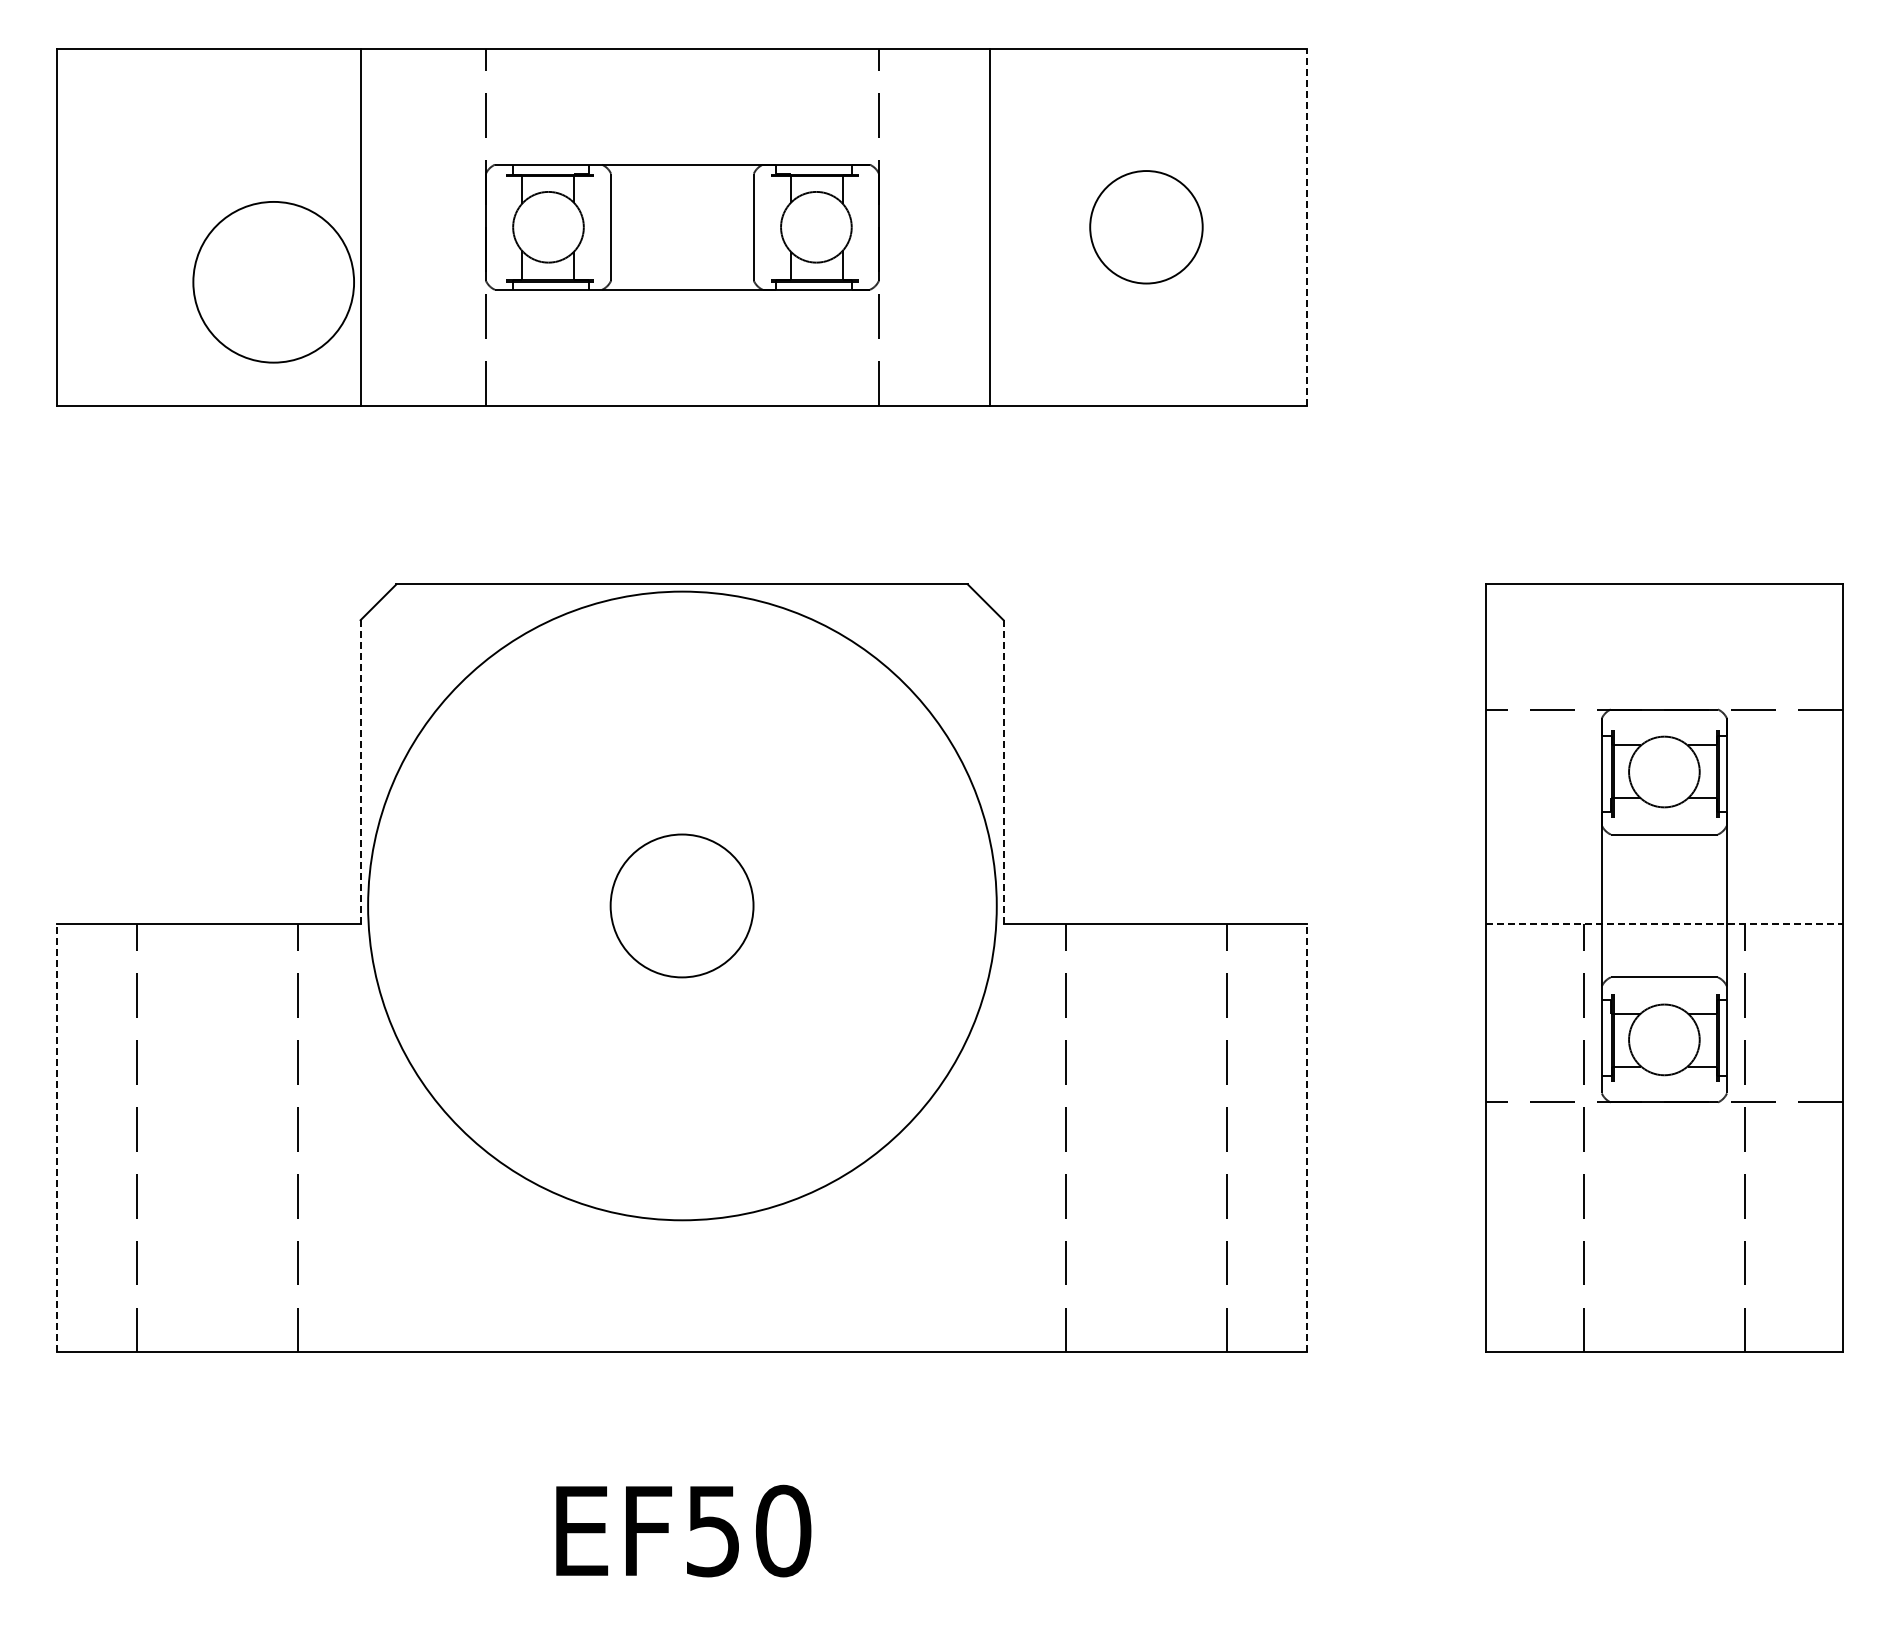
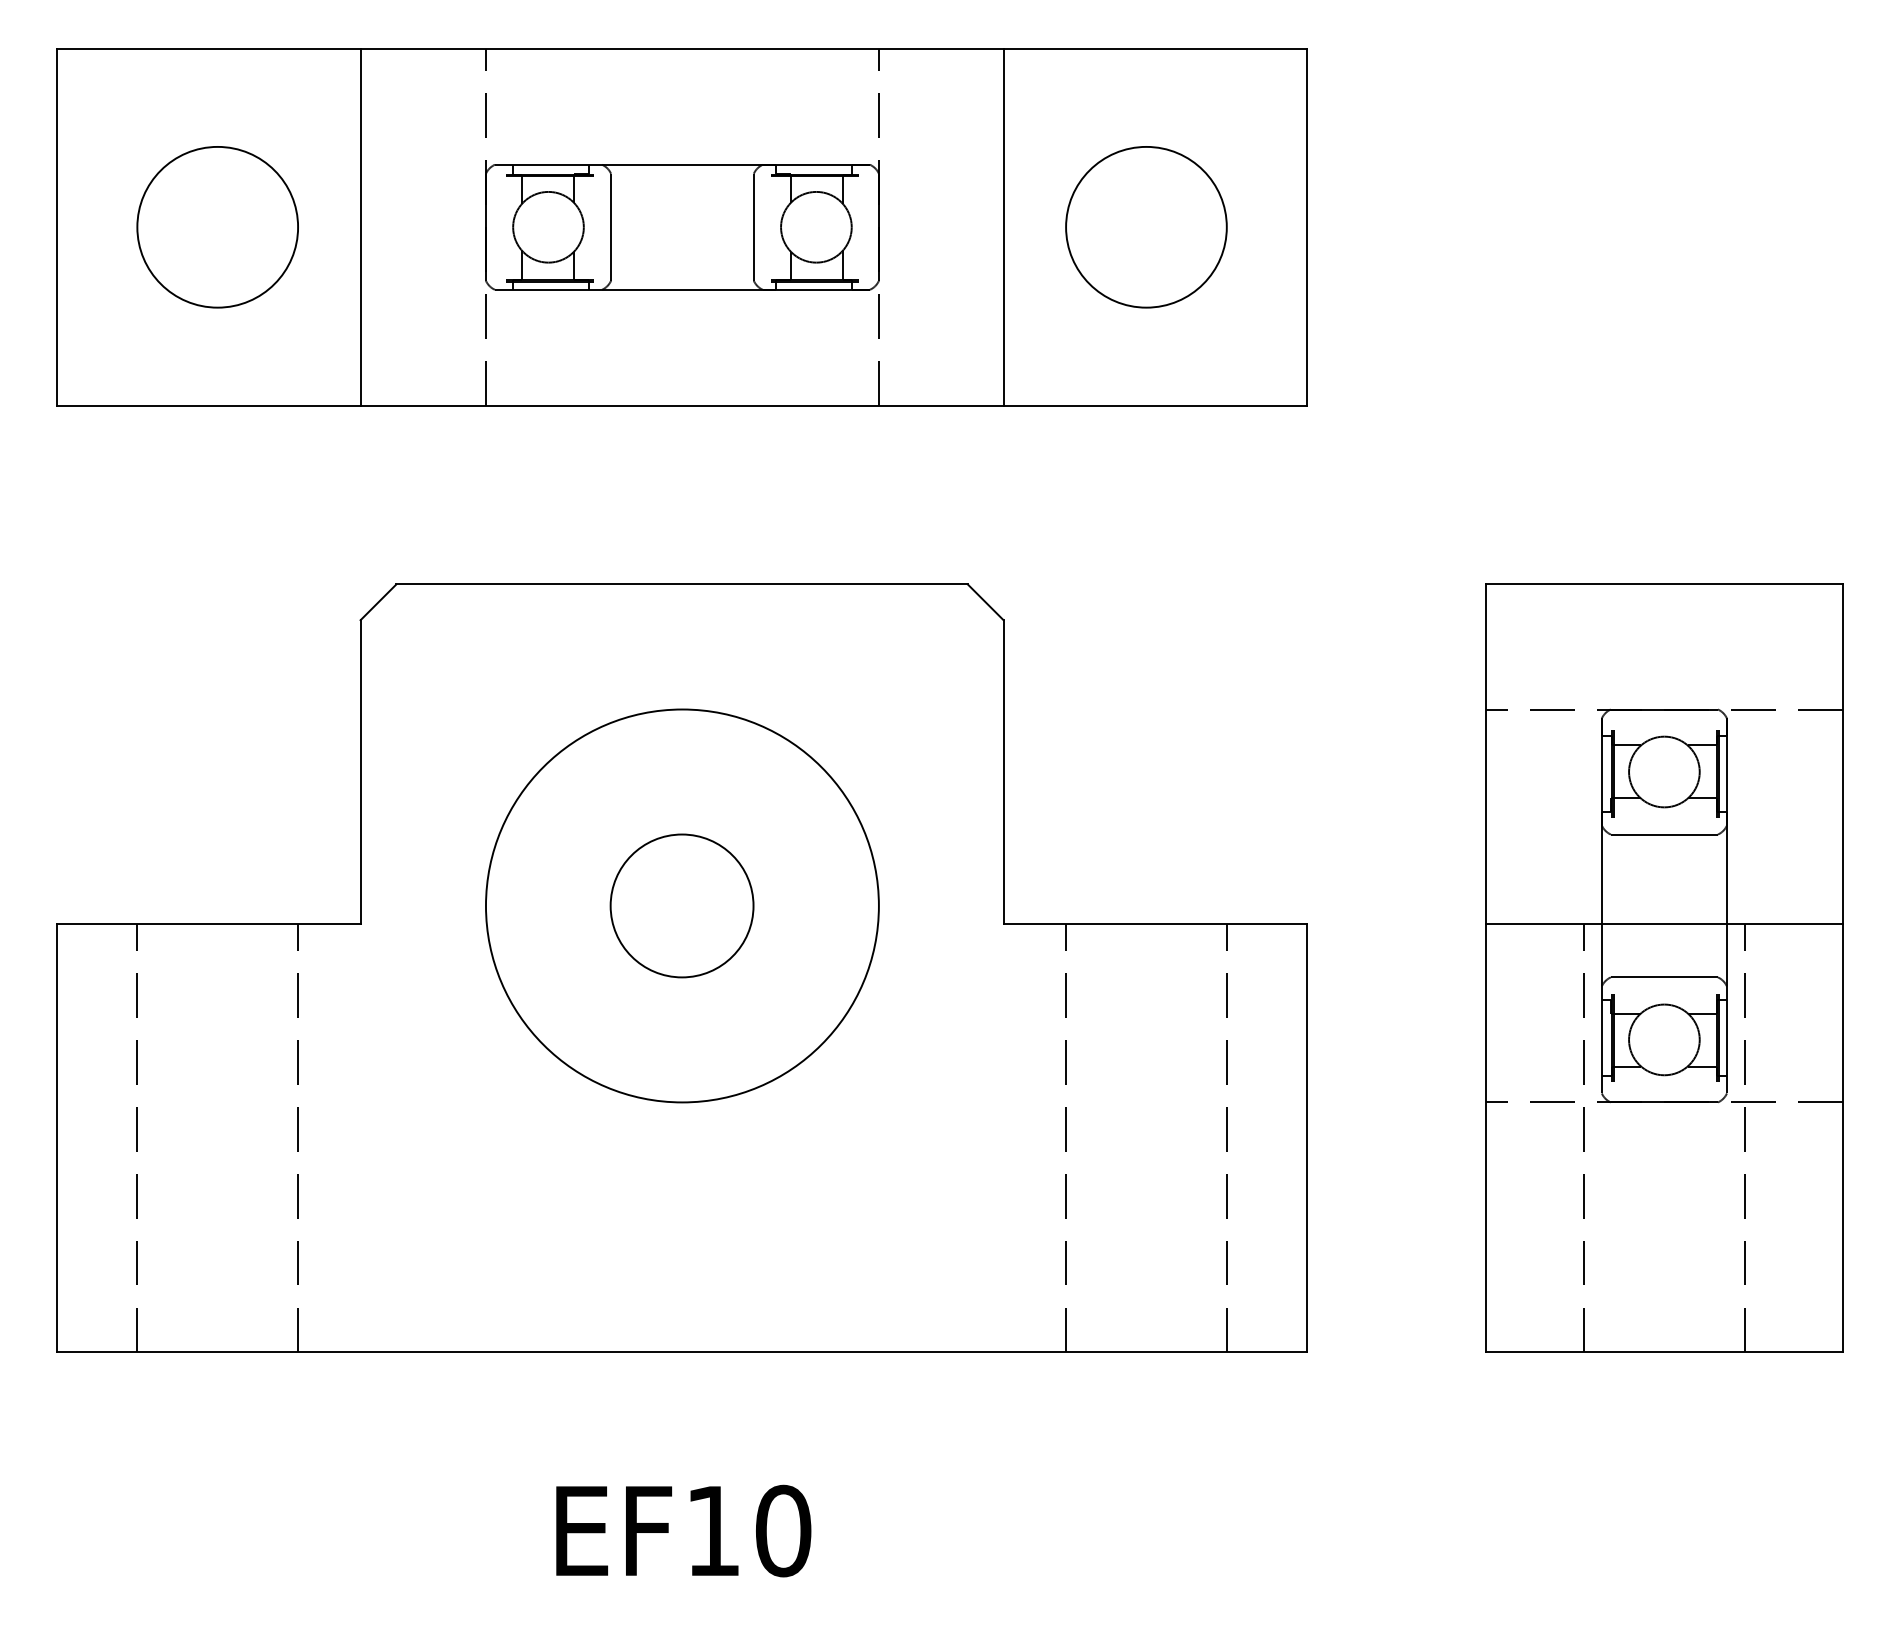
line position: (989, 226) -> (1003, 226) (1003, 226)
circle diameter: 113 px -> 161 px (1146, 226)
line: dashed -> solid (1307, 227)
circle position: (273, 282) -> (217, 227) (217, 227)
line: dashed -> solid (360, 772)
line: dashed -> solid (1003, 772)
circle diameter: 629 px -> 393 px (681, 905)
line: dashed -> solid (1664, 923)
line: dashed -> solid (57, 1137)
line: dashed -> solid (1307, 1137)
text: EF50 -> EF10 (712, 1531)
